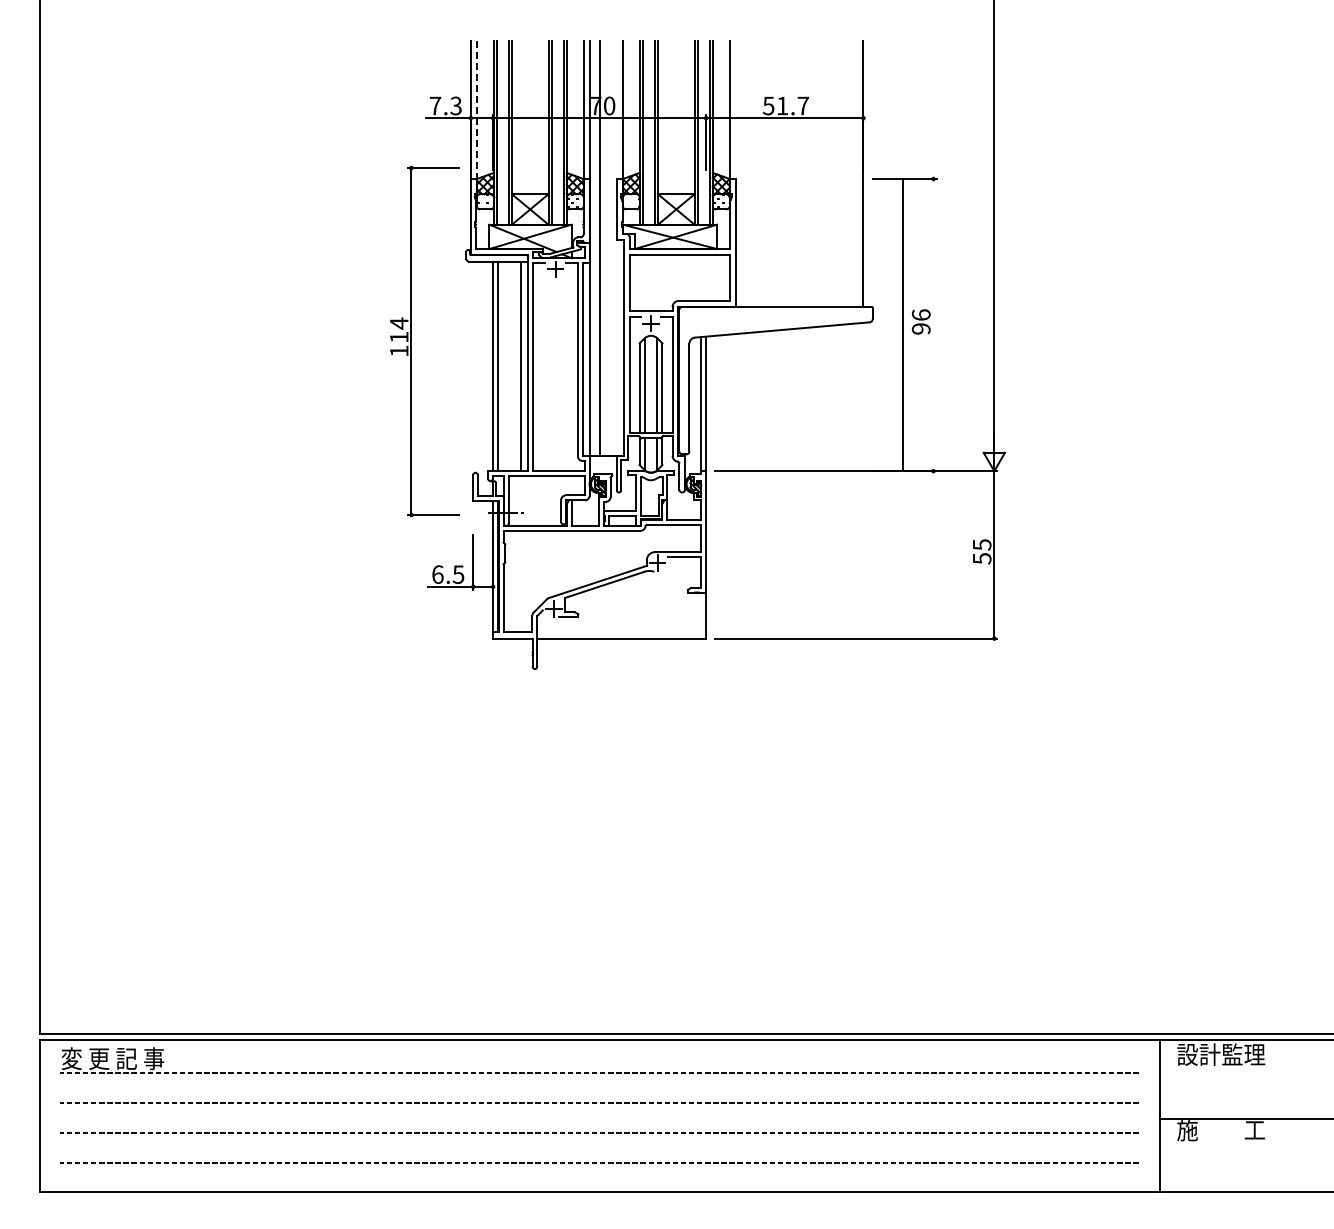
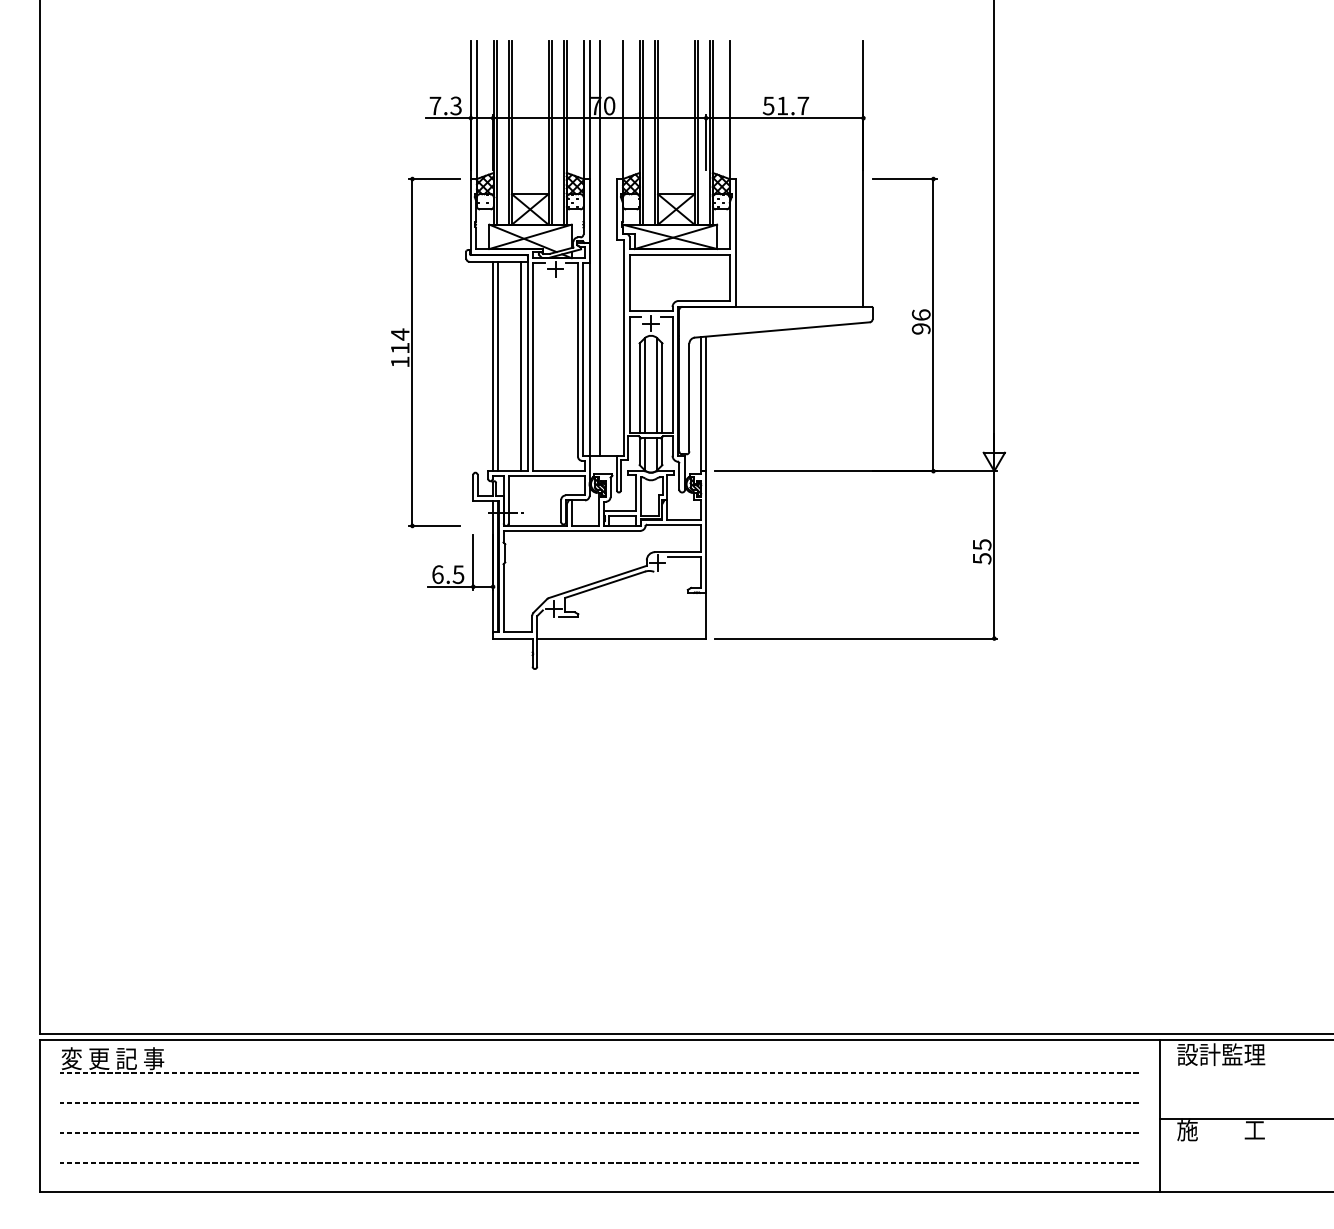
line: dashed -> solid (476, 110)
line position: (903, 325) -> (933, 325) (933, 325)
part position: (411, 341) -> (412, 352) (412, 352)
